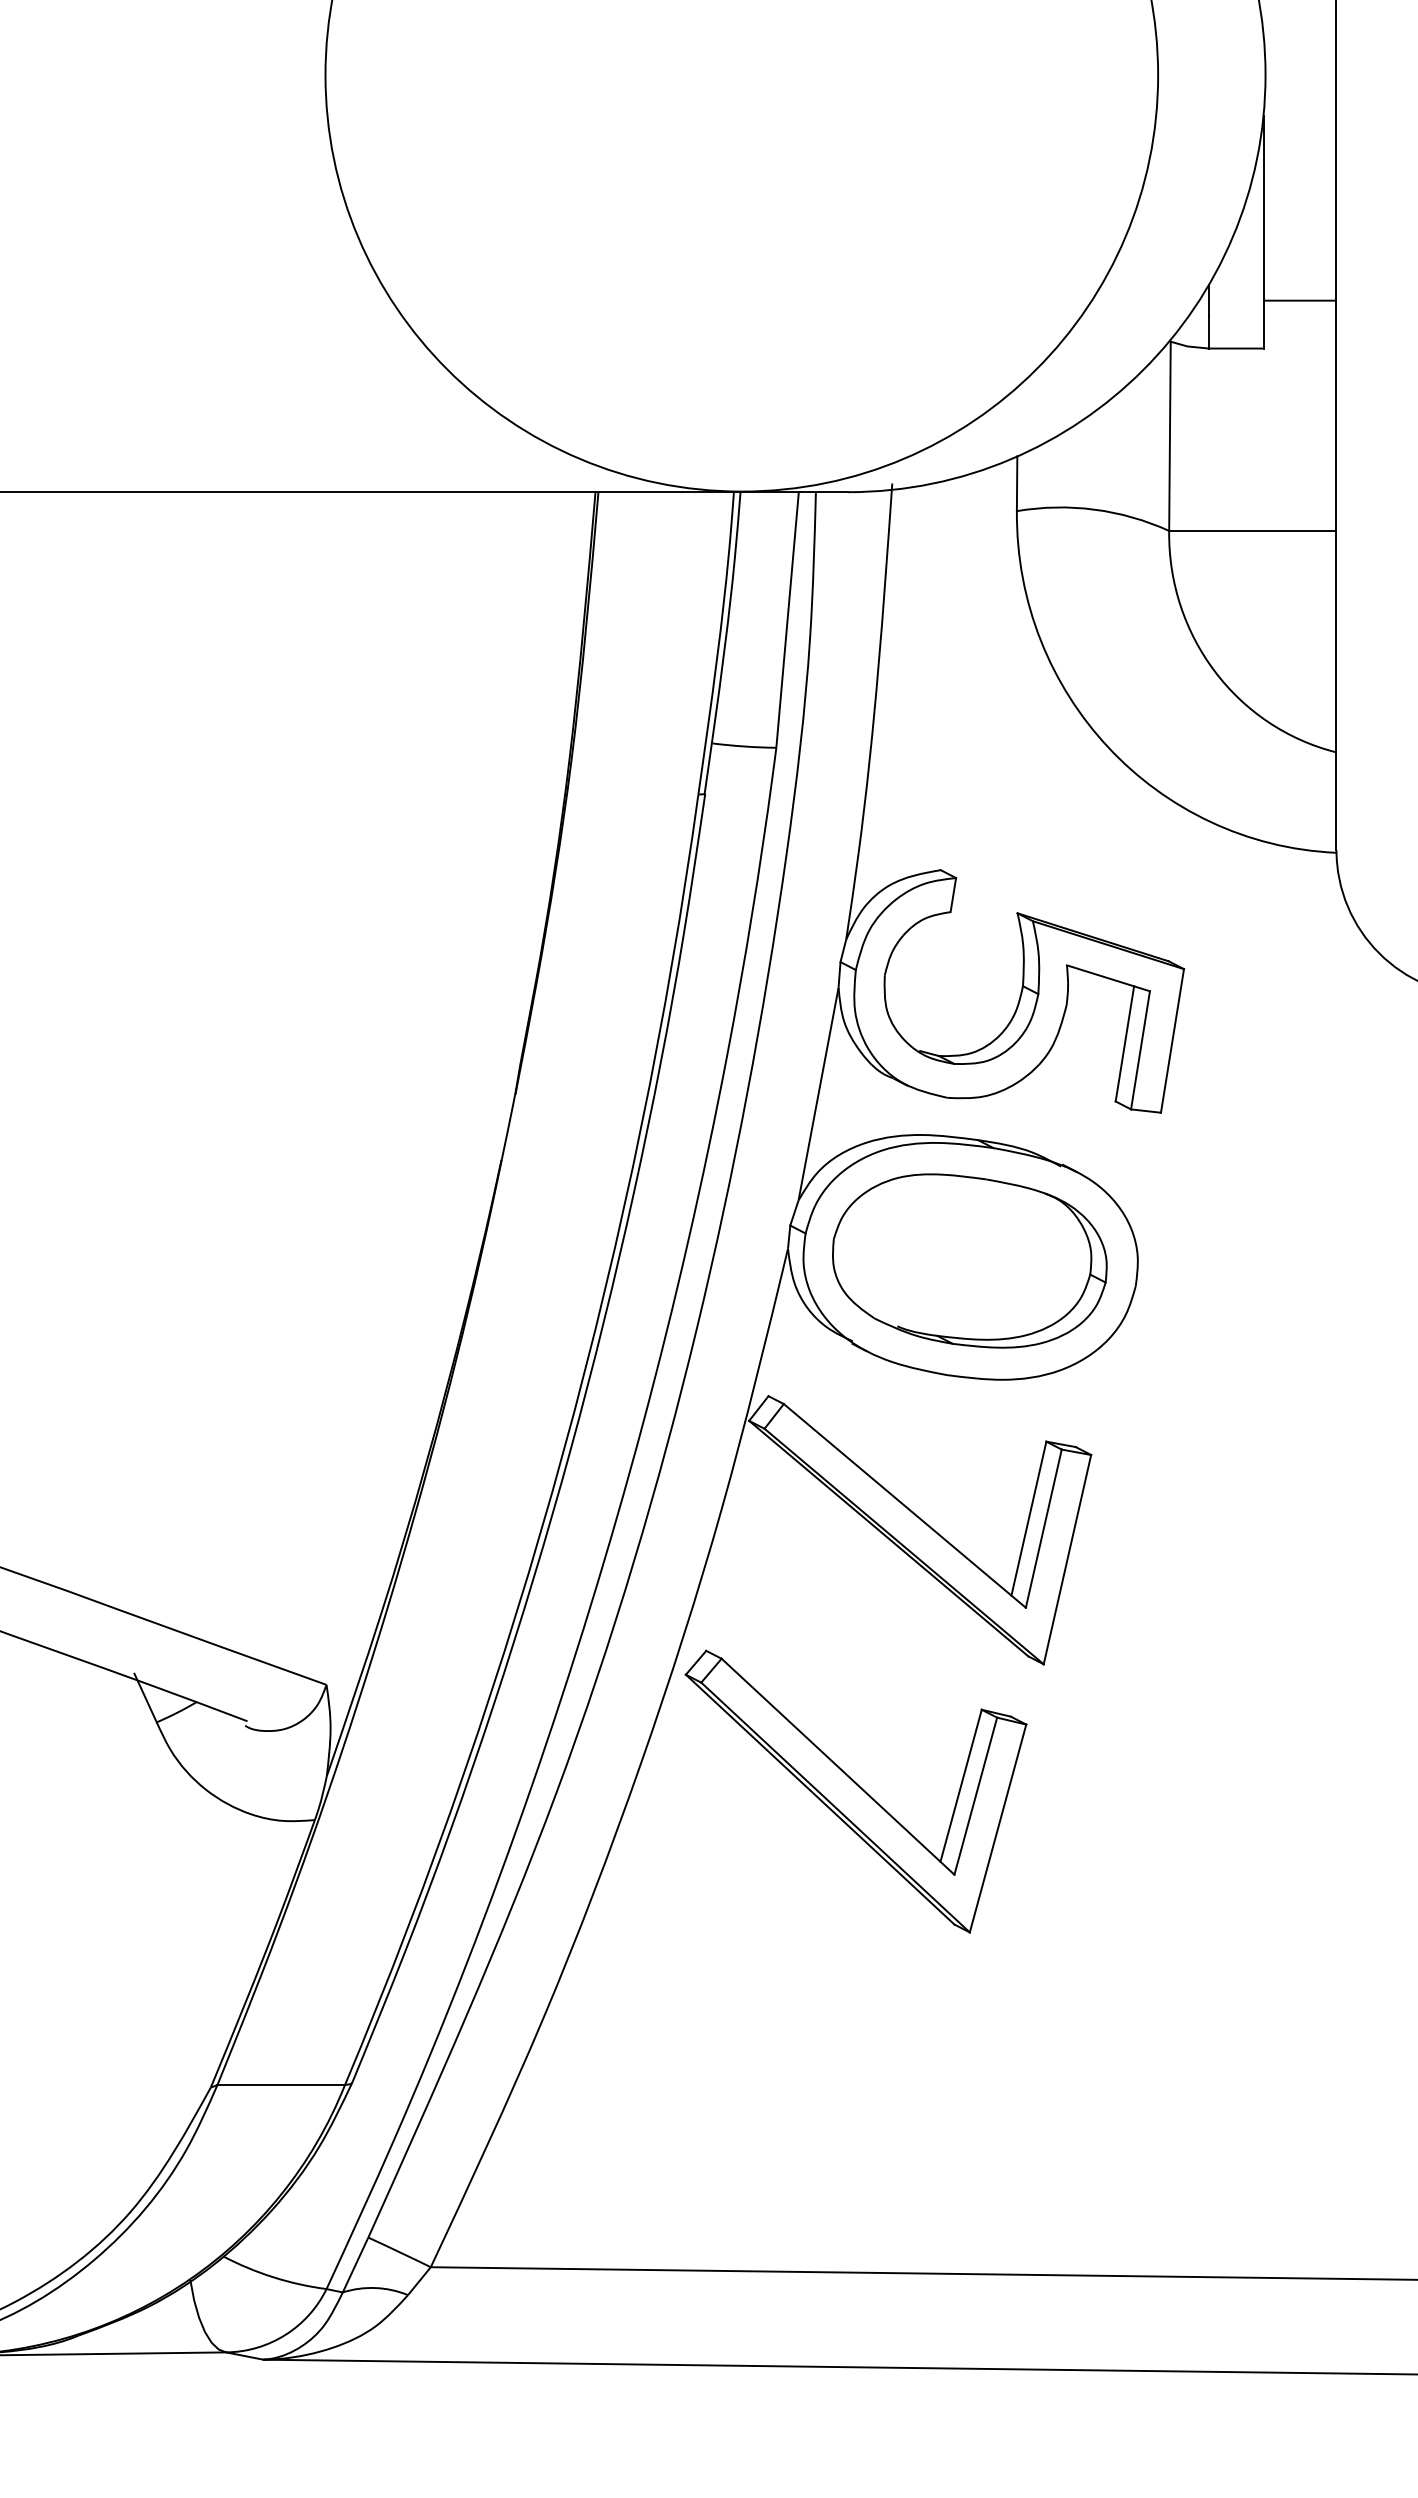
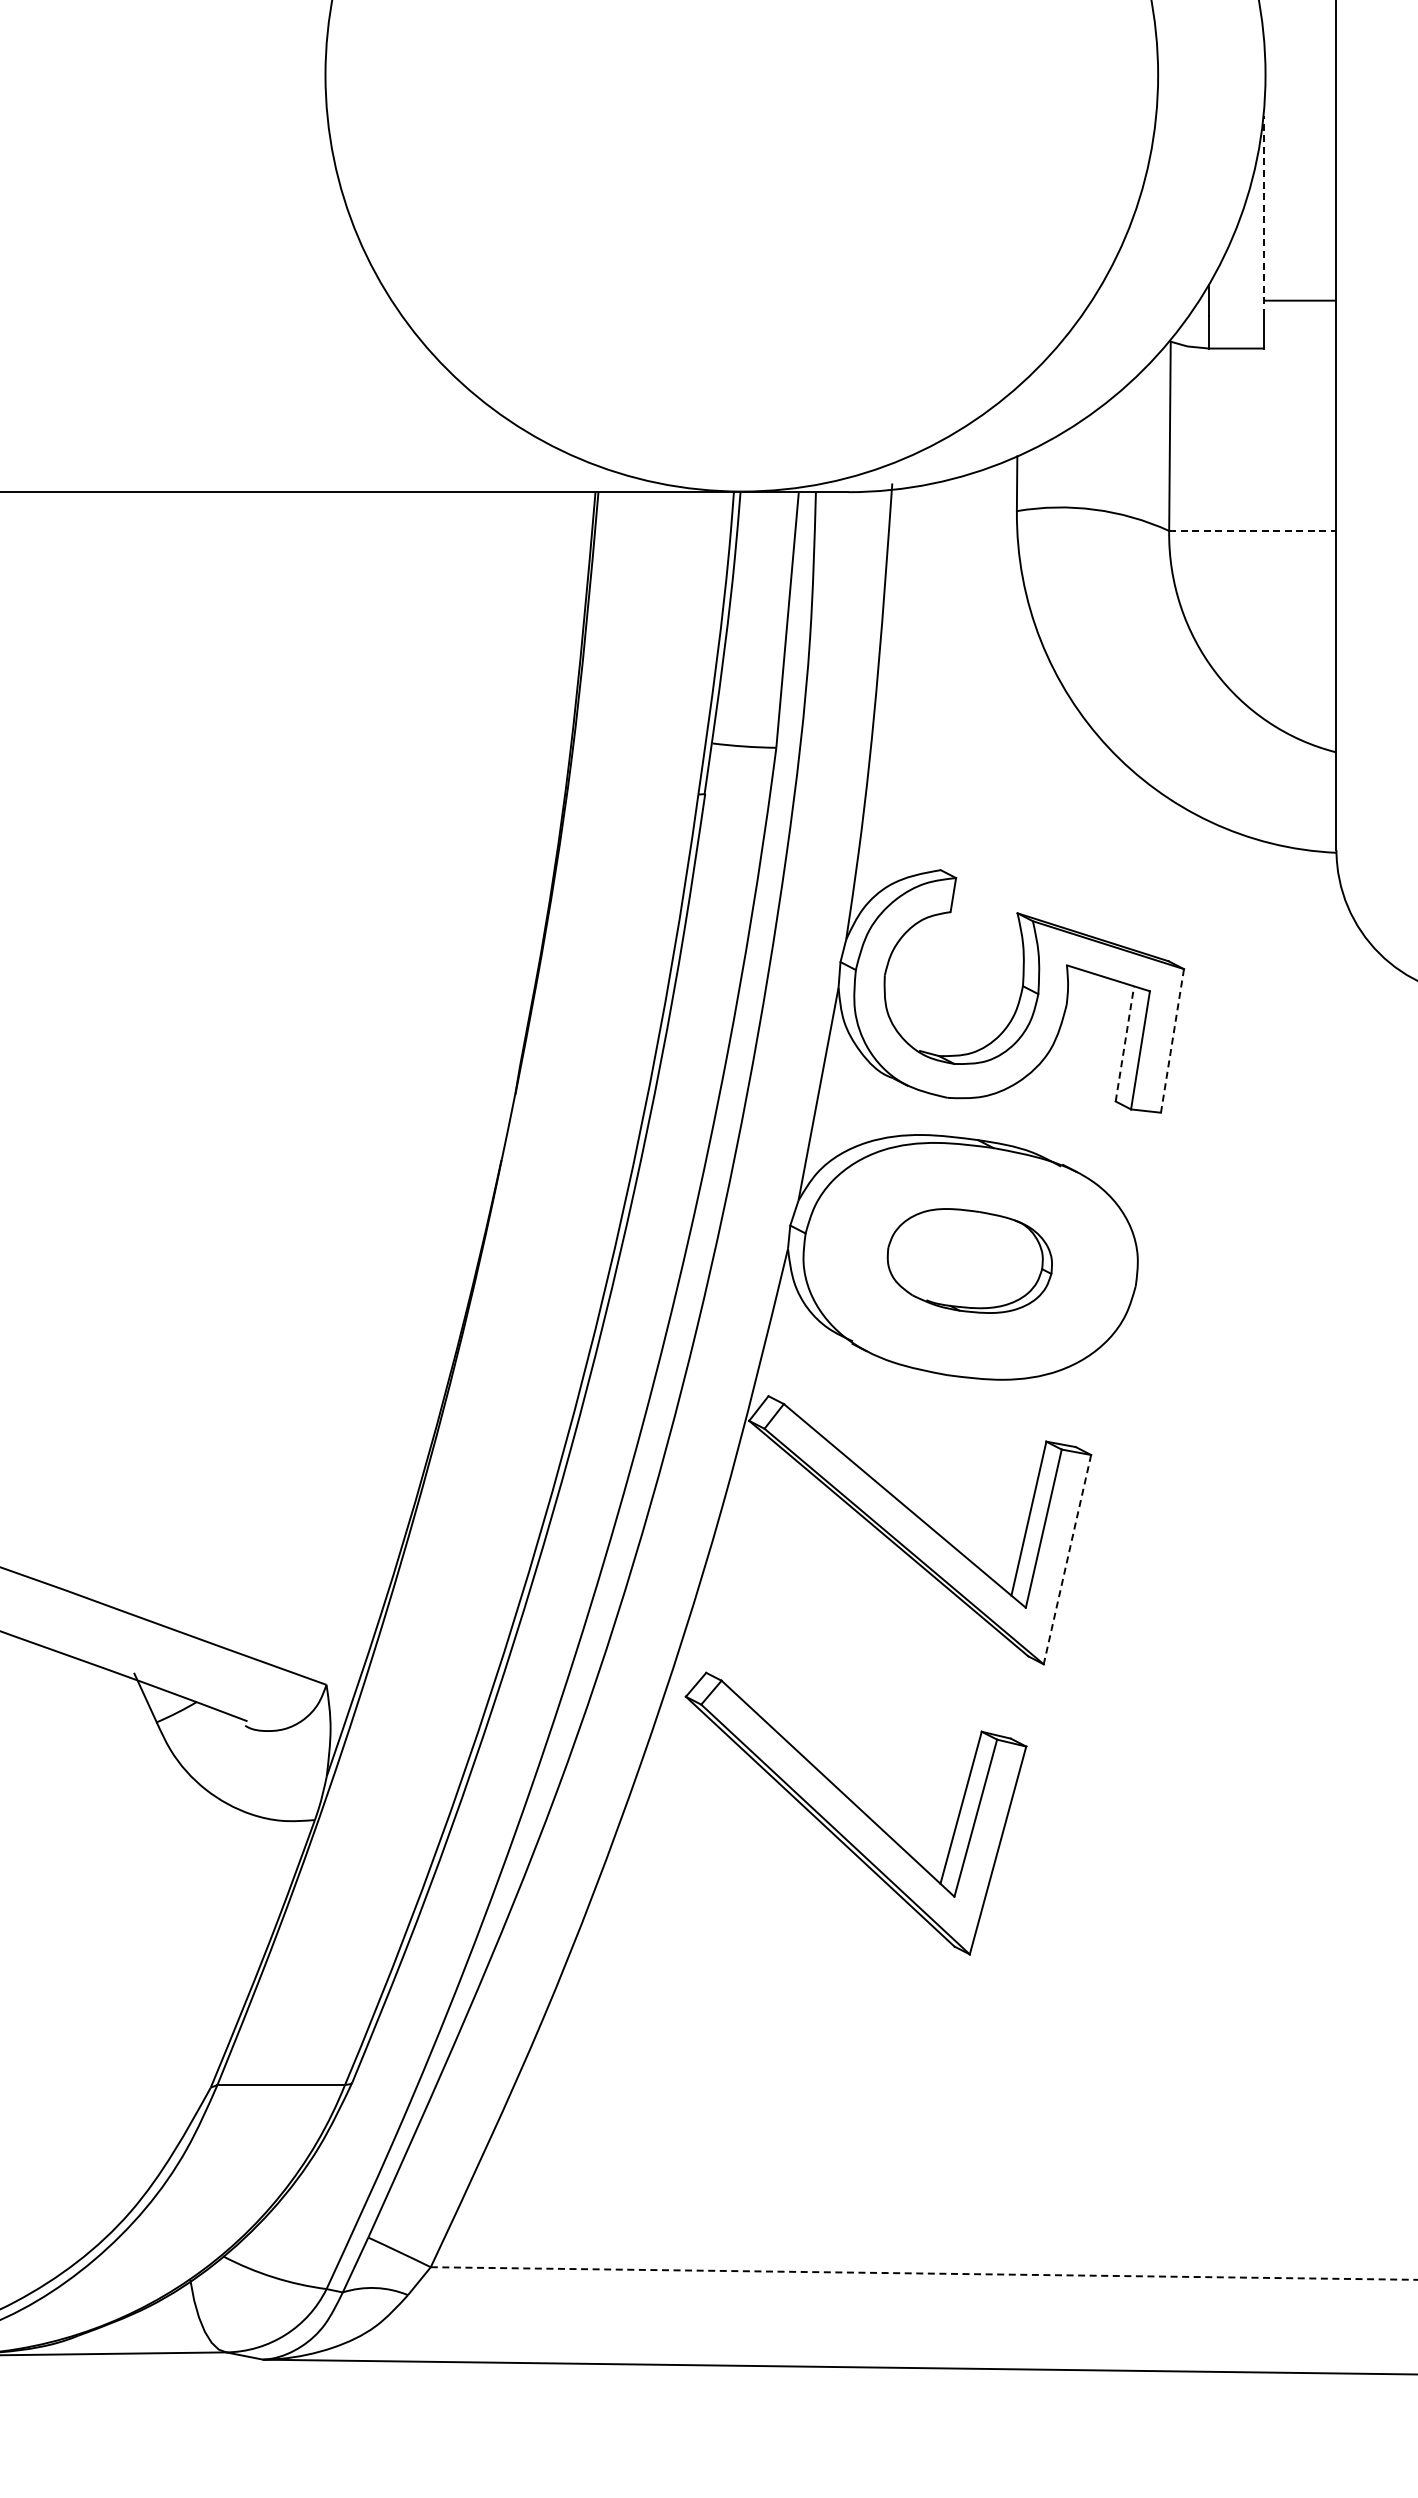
line: solid -> dashed (1263, 215)
line: solid -> dashed (1252, 530)
line: solid -> dashed (1172, 1040)
line: solid -> dashed (1124, 1043)
part size: 276x176 px -> 167x106 px (969, 1260)
line: solid -> dashed (1067, 1560)
part position: (855, 1791) -> (855, 1813) (855, 1813)
line: solid -> dashed (924, 2273)
